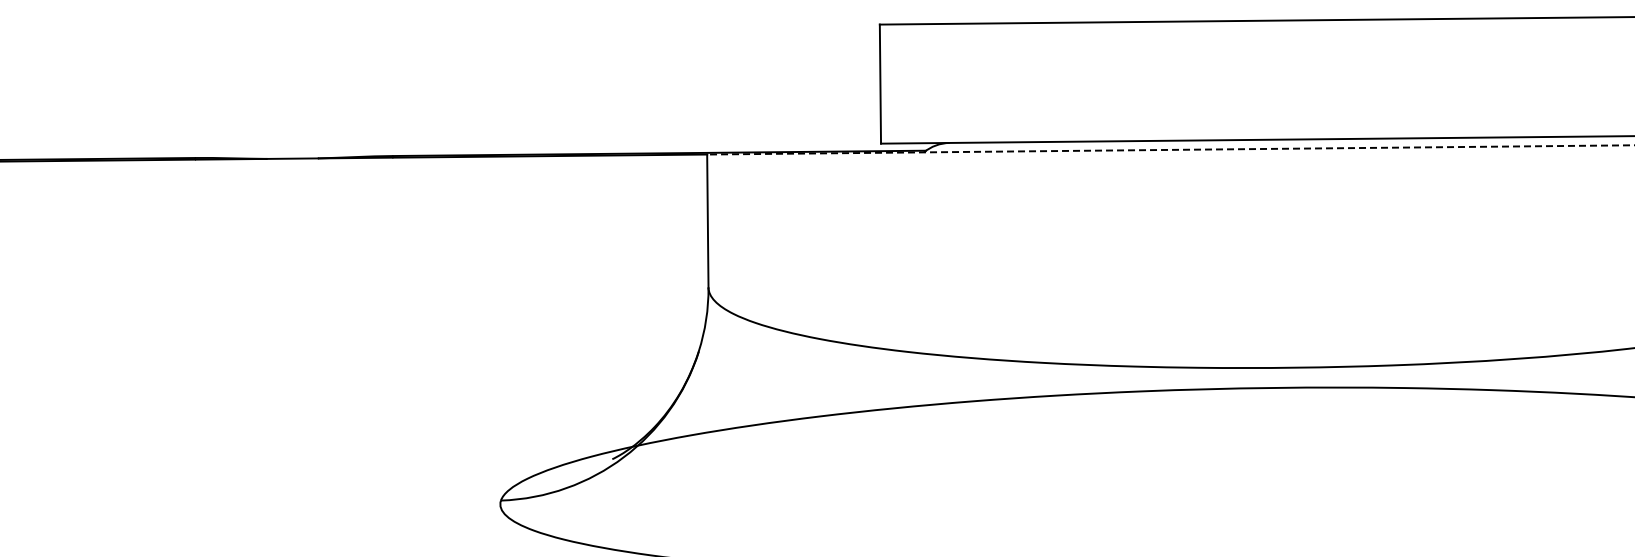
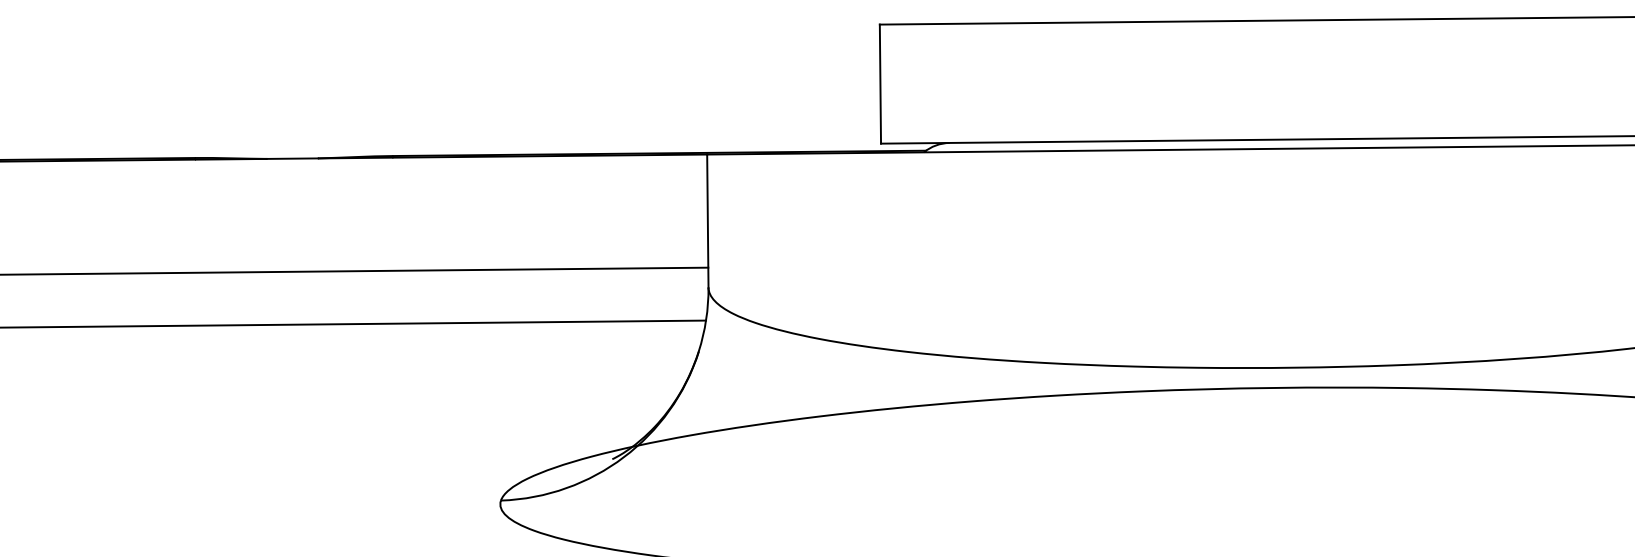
line: dashed -> solid (1170, 149)
line: none -> present (355, 270)
line: none -> present (354, 323)
